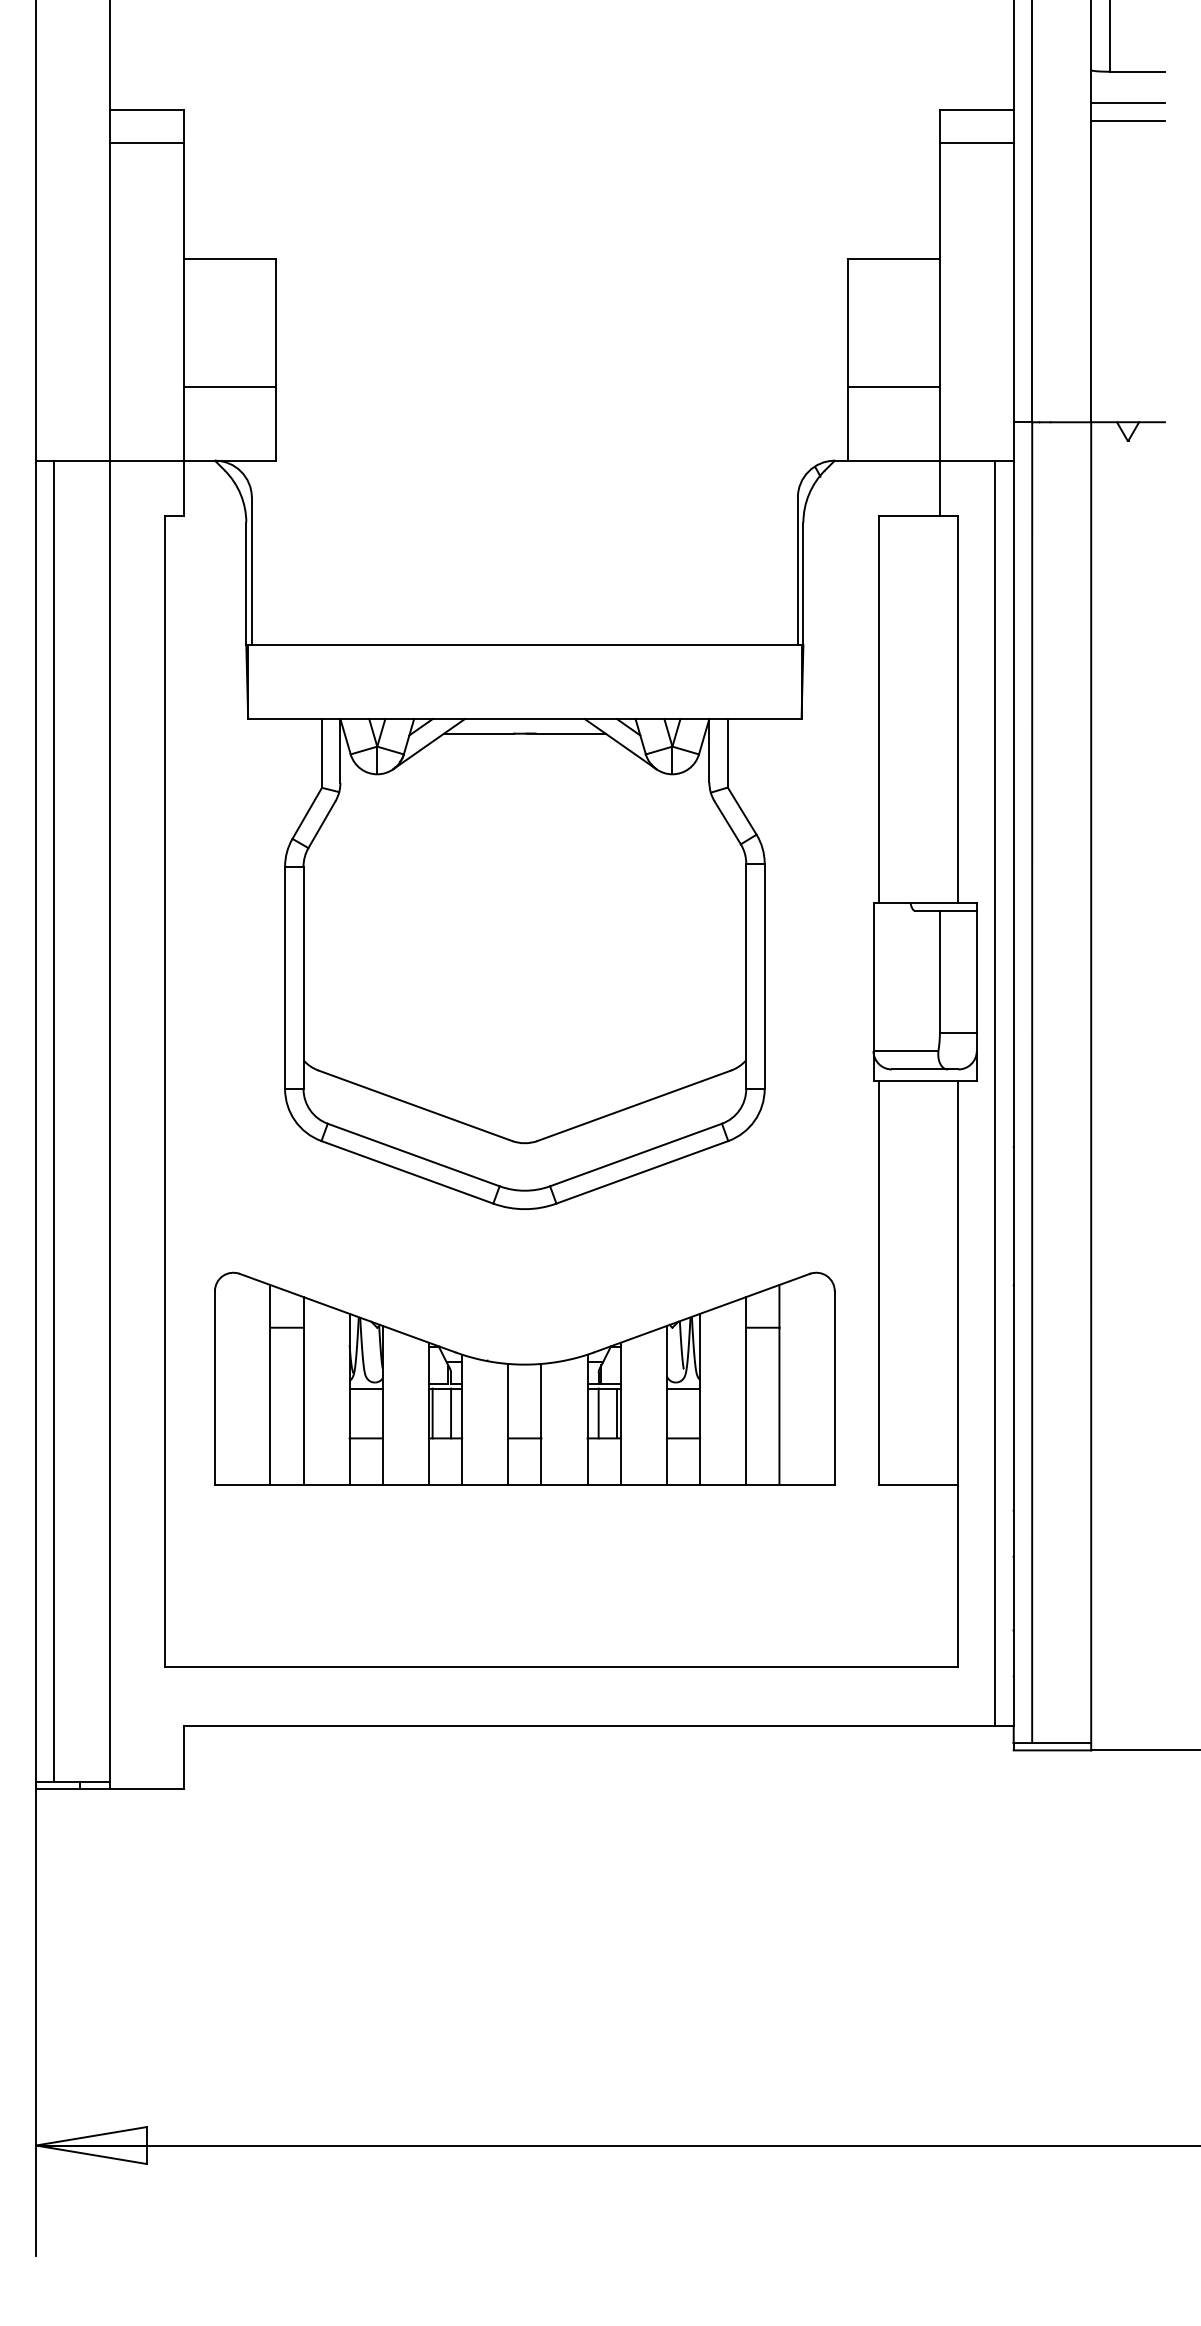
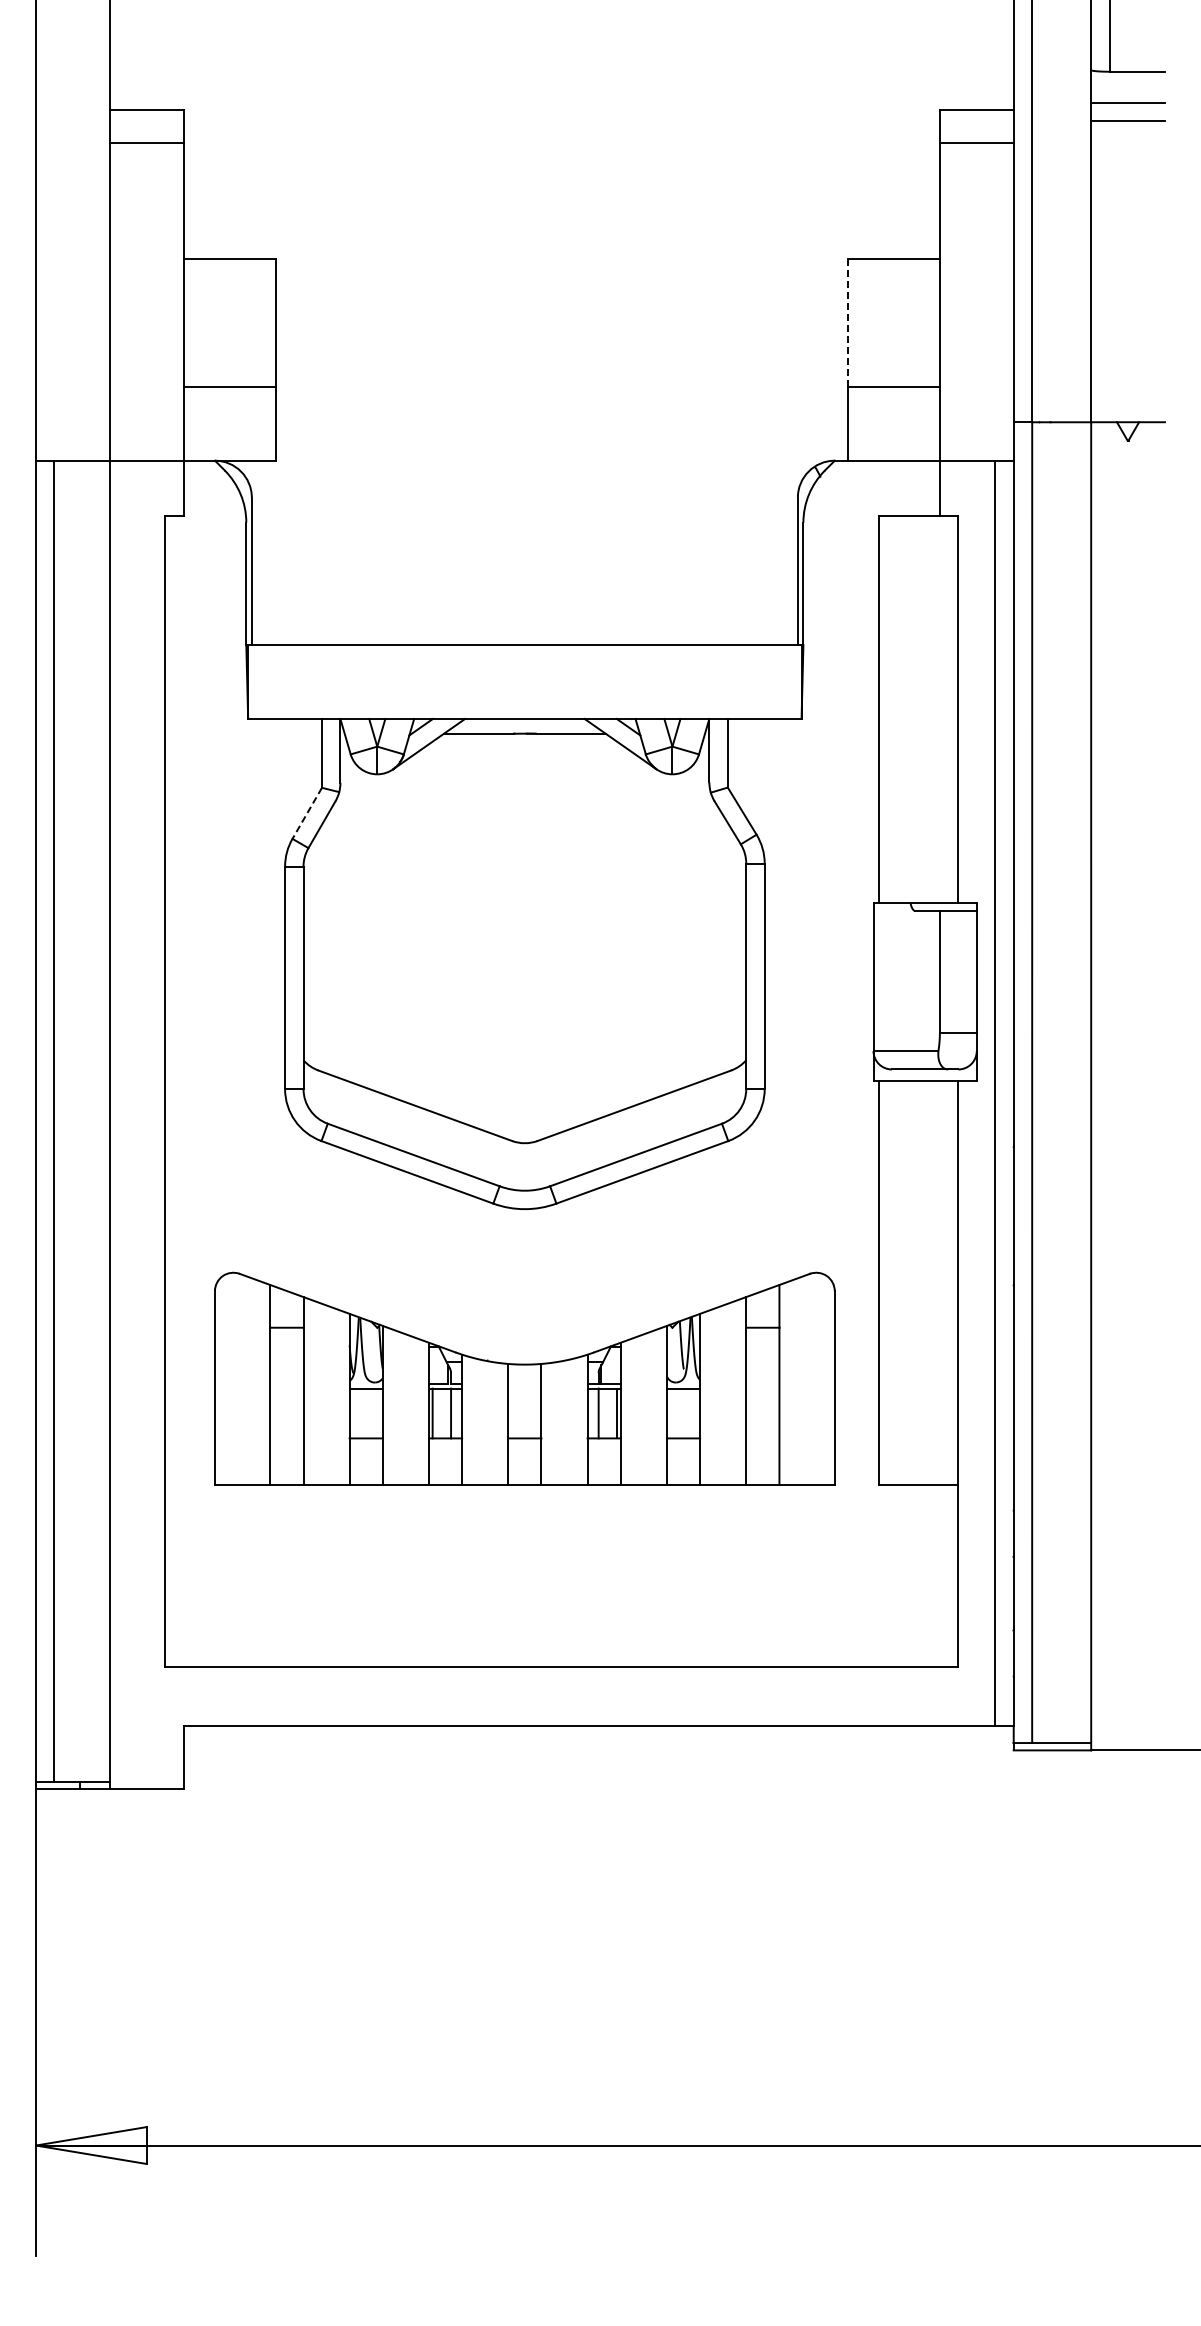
line: solid -> dashed (847, 323)
line: solid -> dashed (306, 813)
